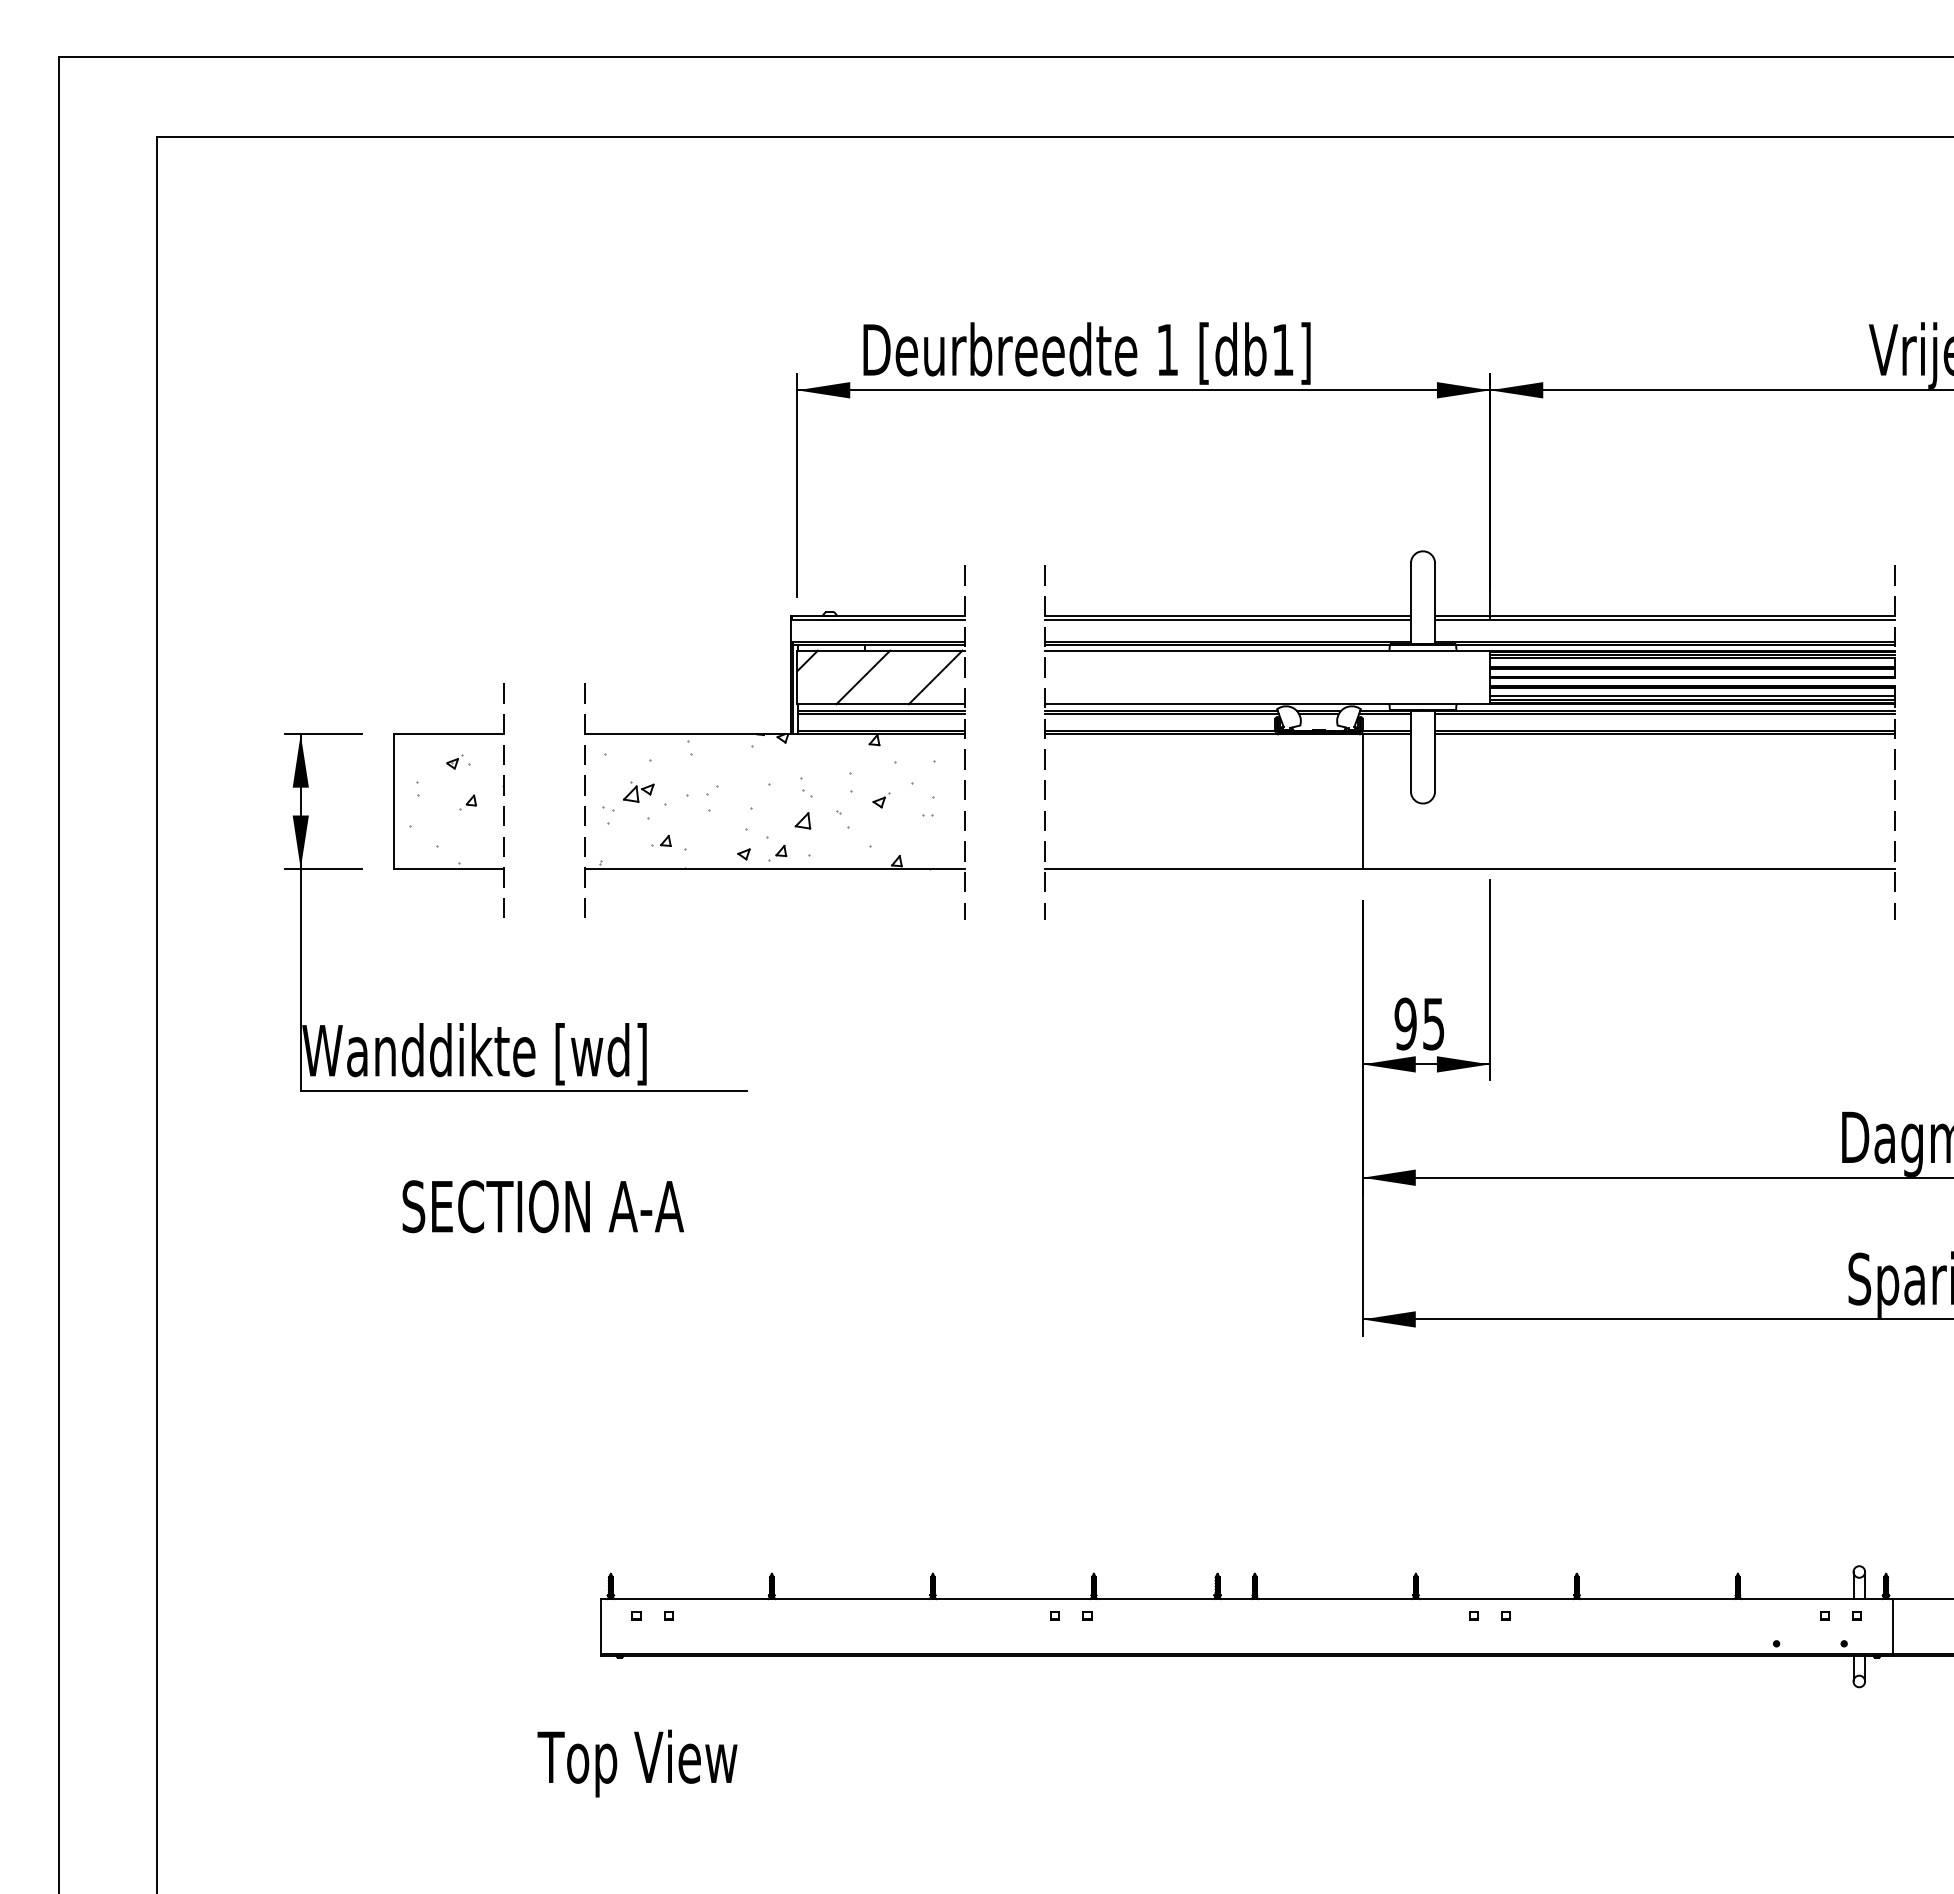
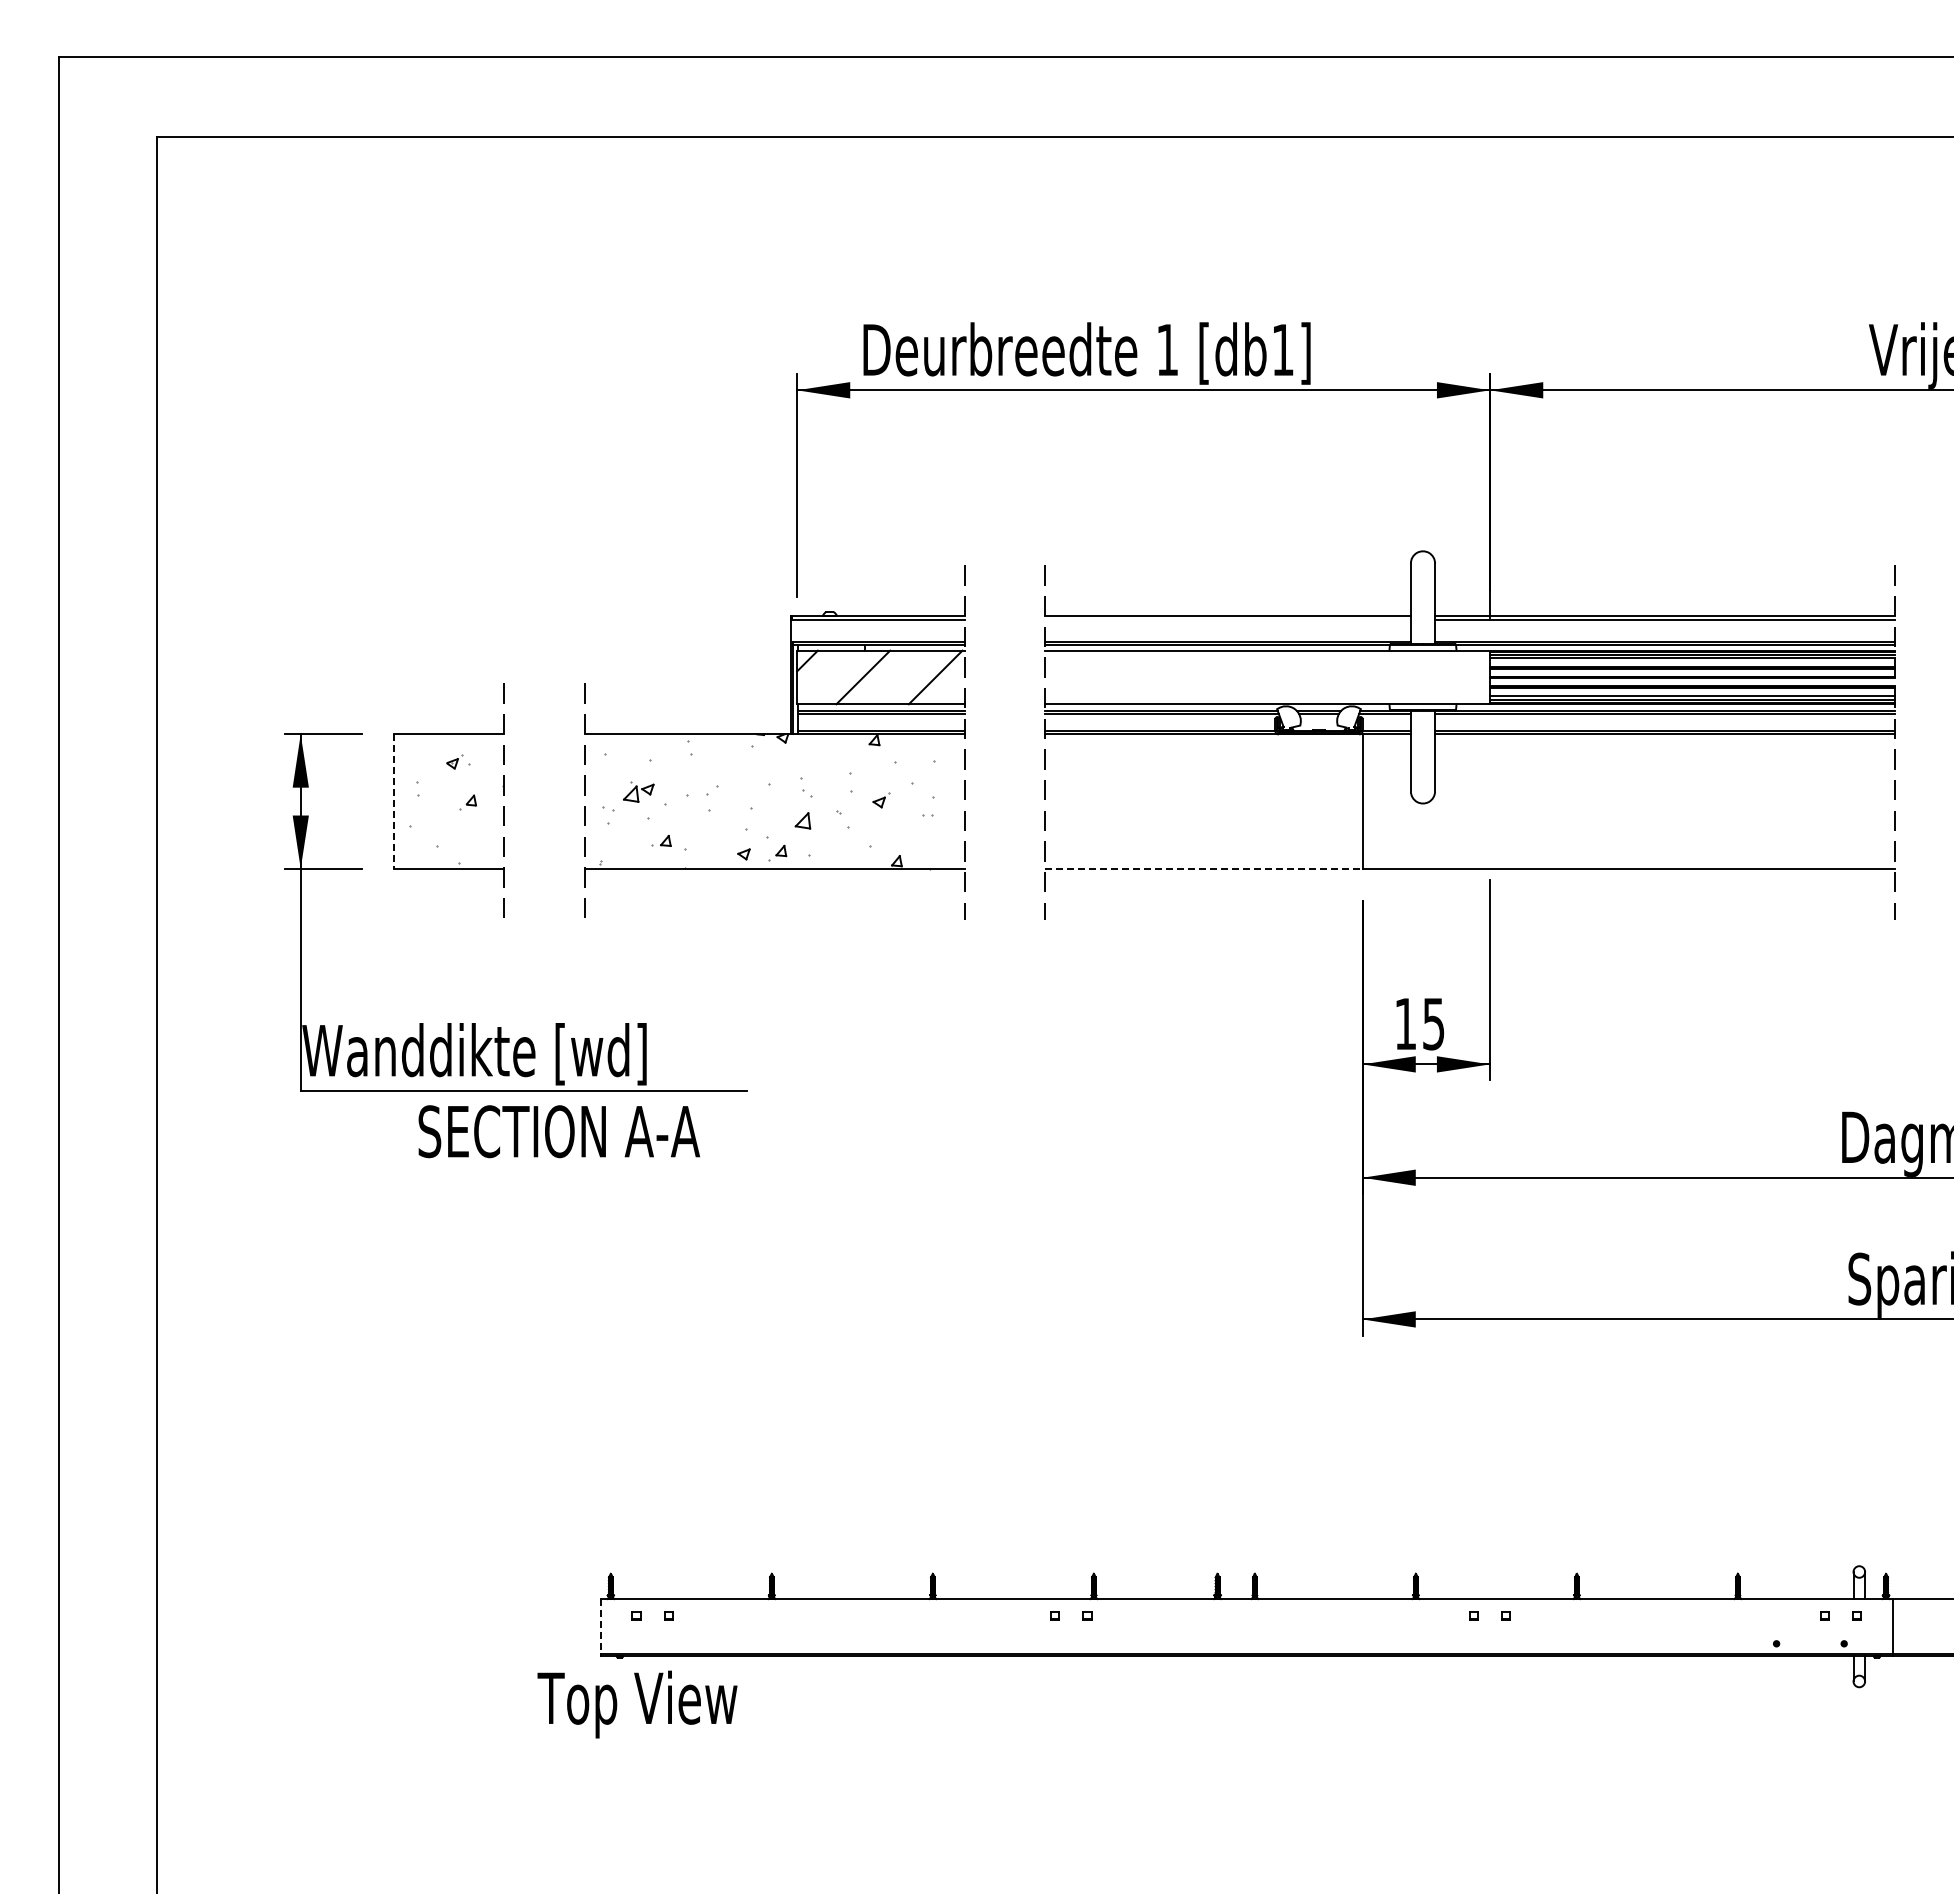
line: present -> none (1227, 619)
line: solid -> dashed (394, 802)
line: solid -> dashed (1203, 868)
text: 95 -> 15 (1405, 1023)
text position: (542, 1206) -> (558, 1131) (558, 1131)
line: solid -> dashed (601, 1626)
text position: (637, 1763) -> (637, 1704) (637, 1704)
